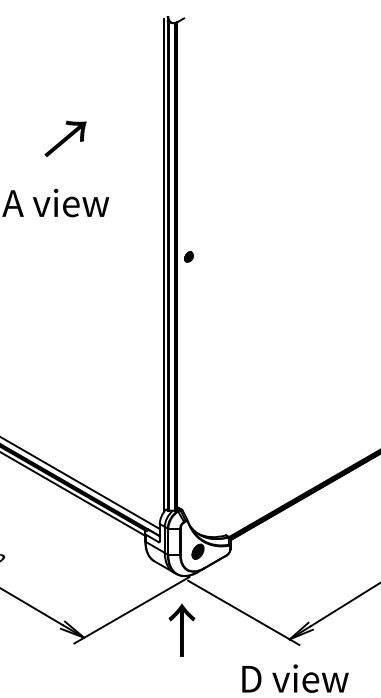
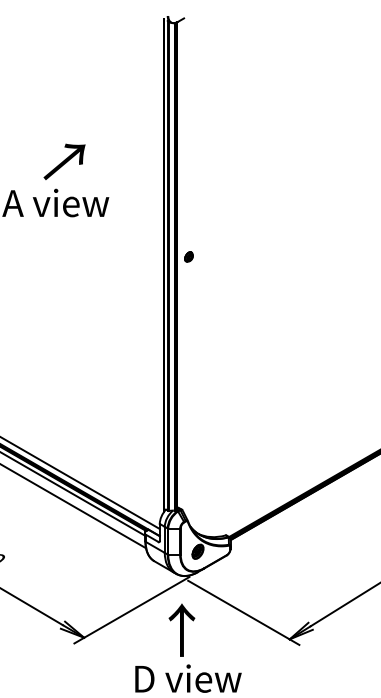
text position: (65, 138) -> (64, 161) (64, 161)
line: none -> present (74, 506)
text position: (295, 678) -> (188, 678) (188, 678)
